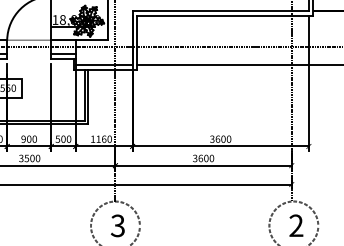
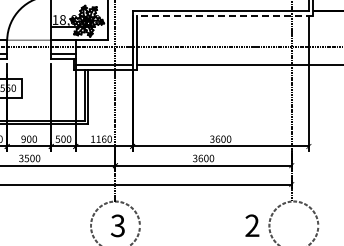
line: solid -> dashed (224, 15)
text position: (296, 225) -> (252, 225) (252, 225)
